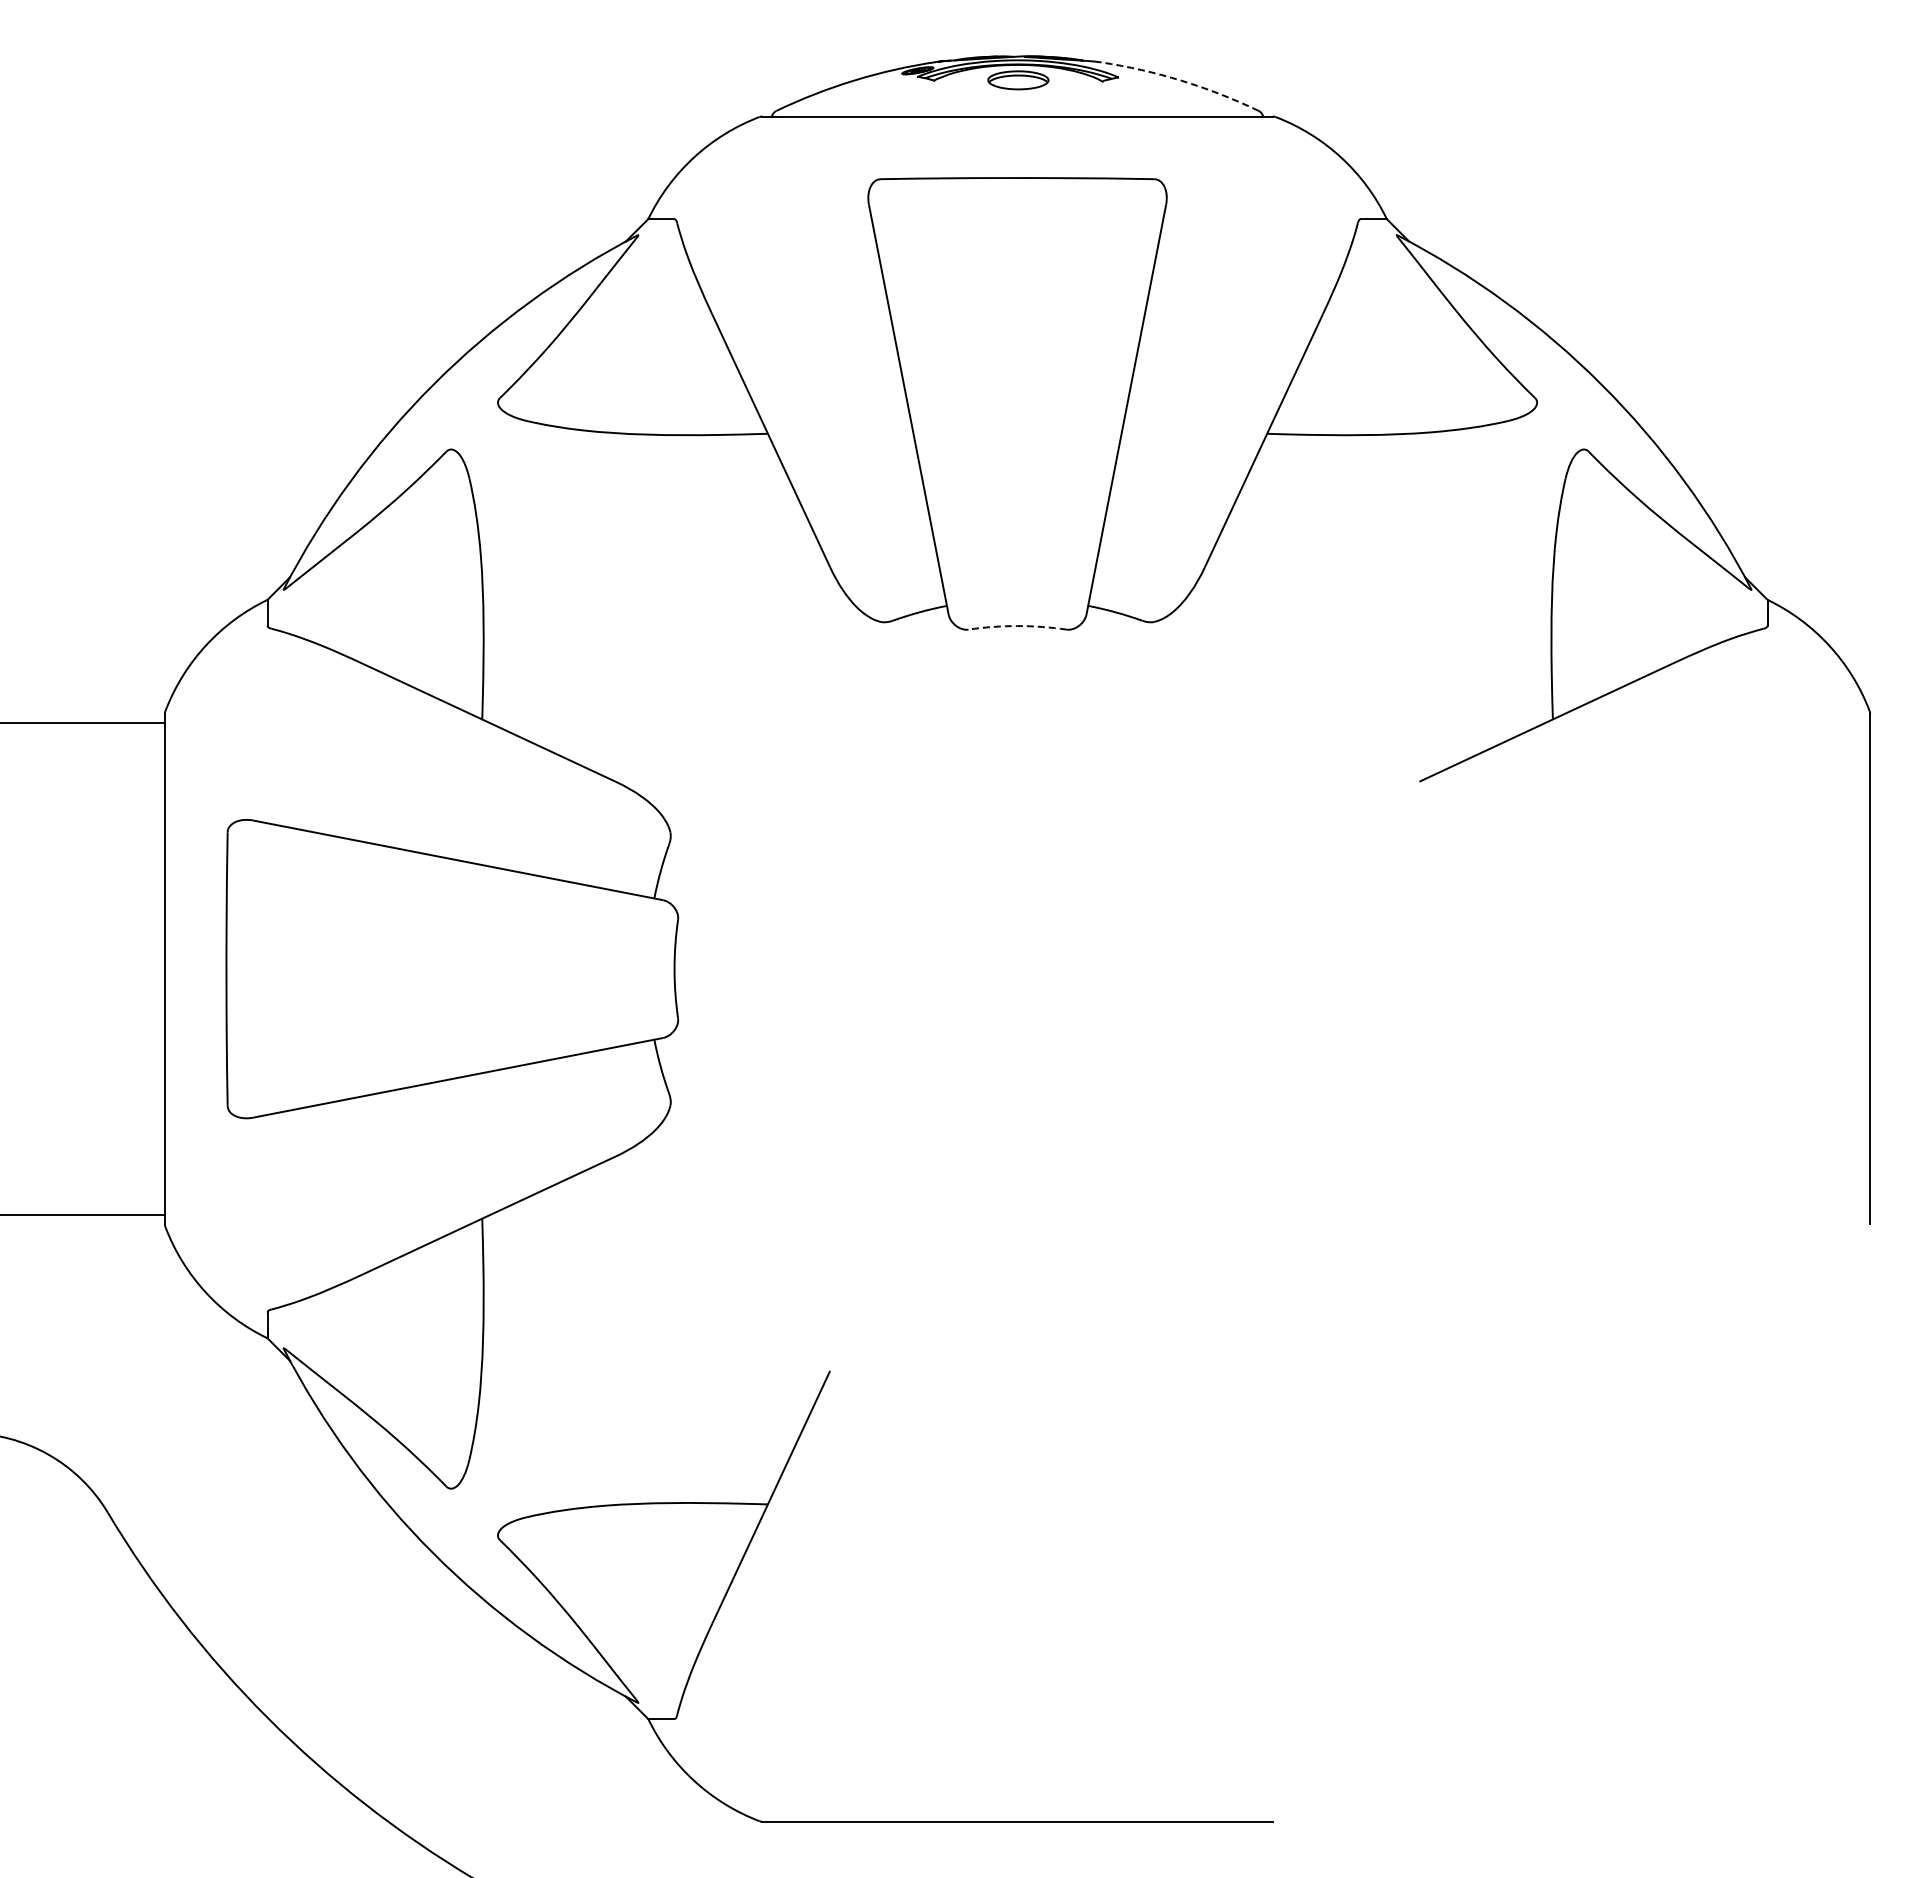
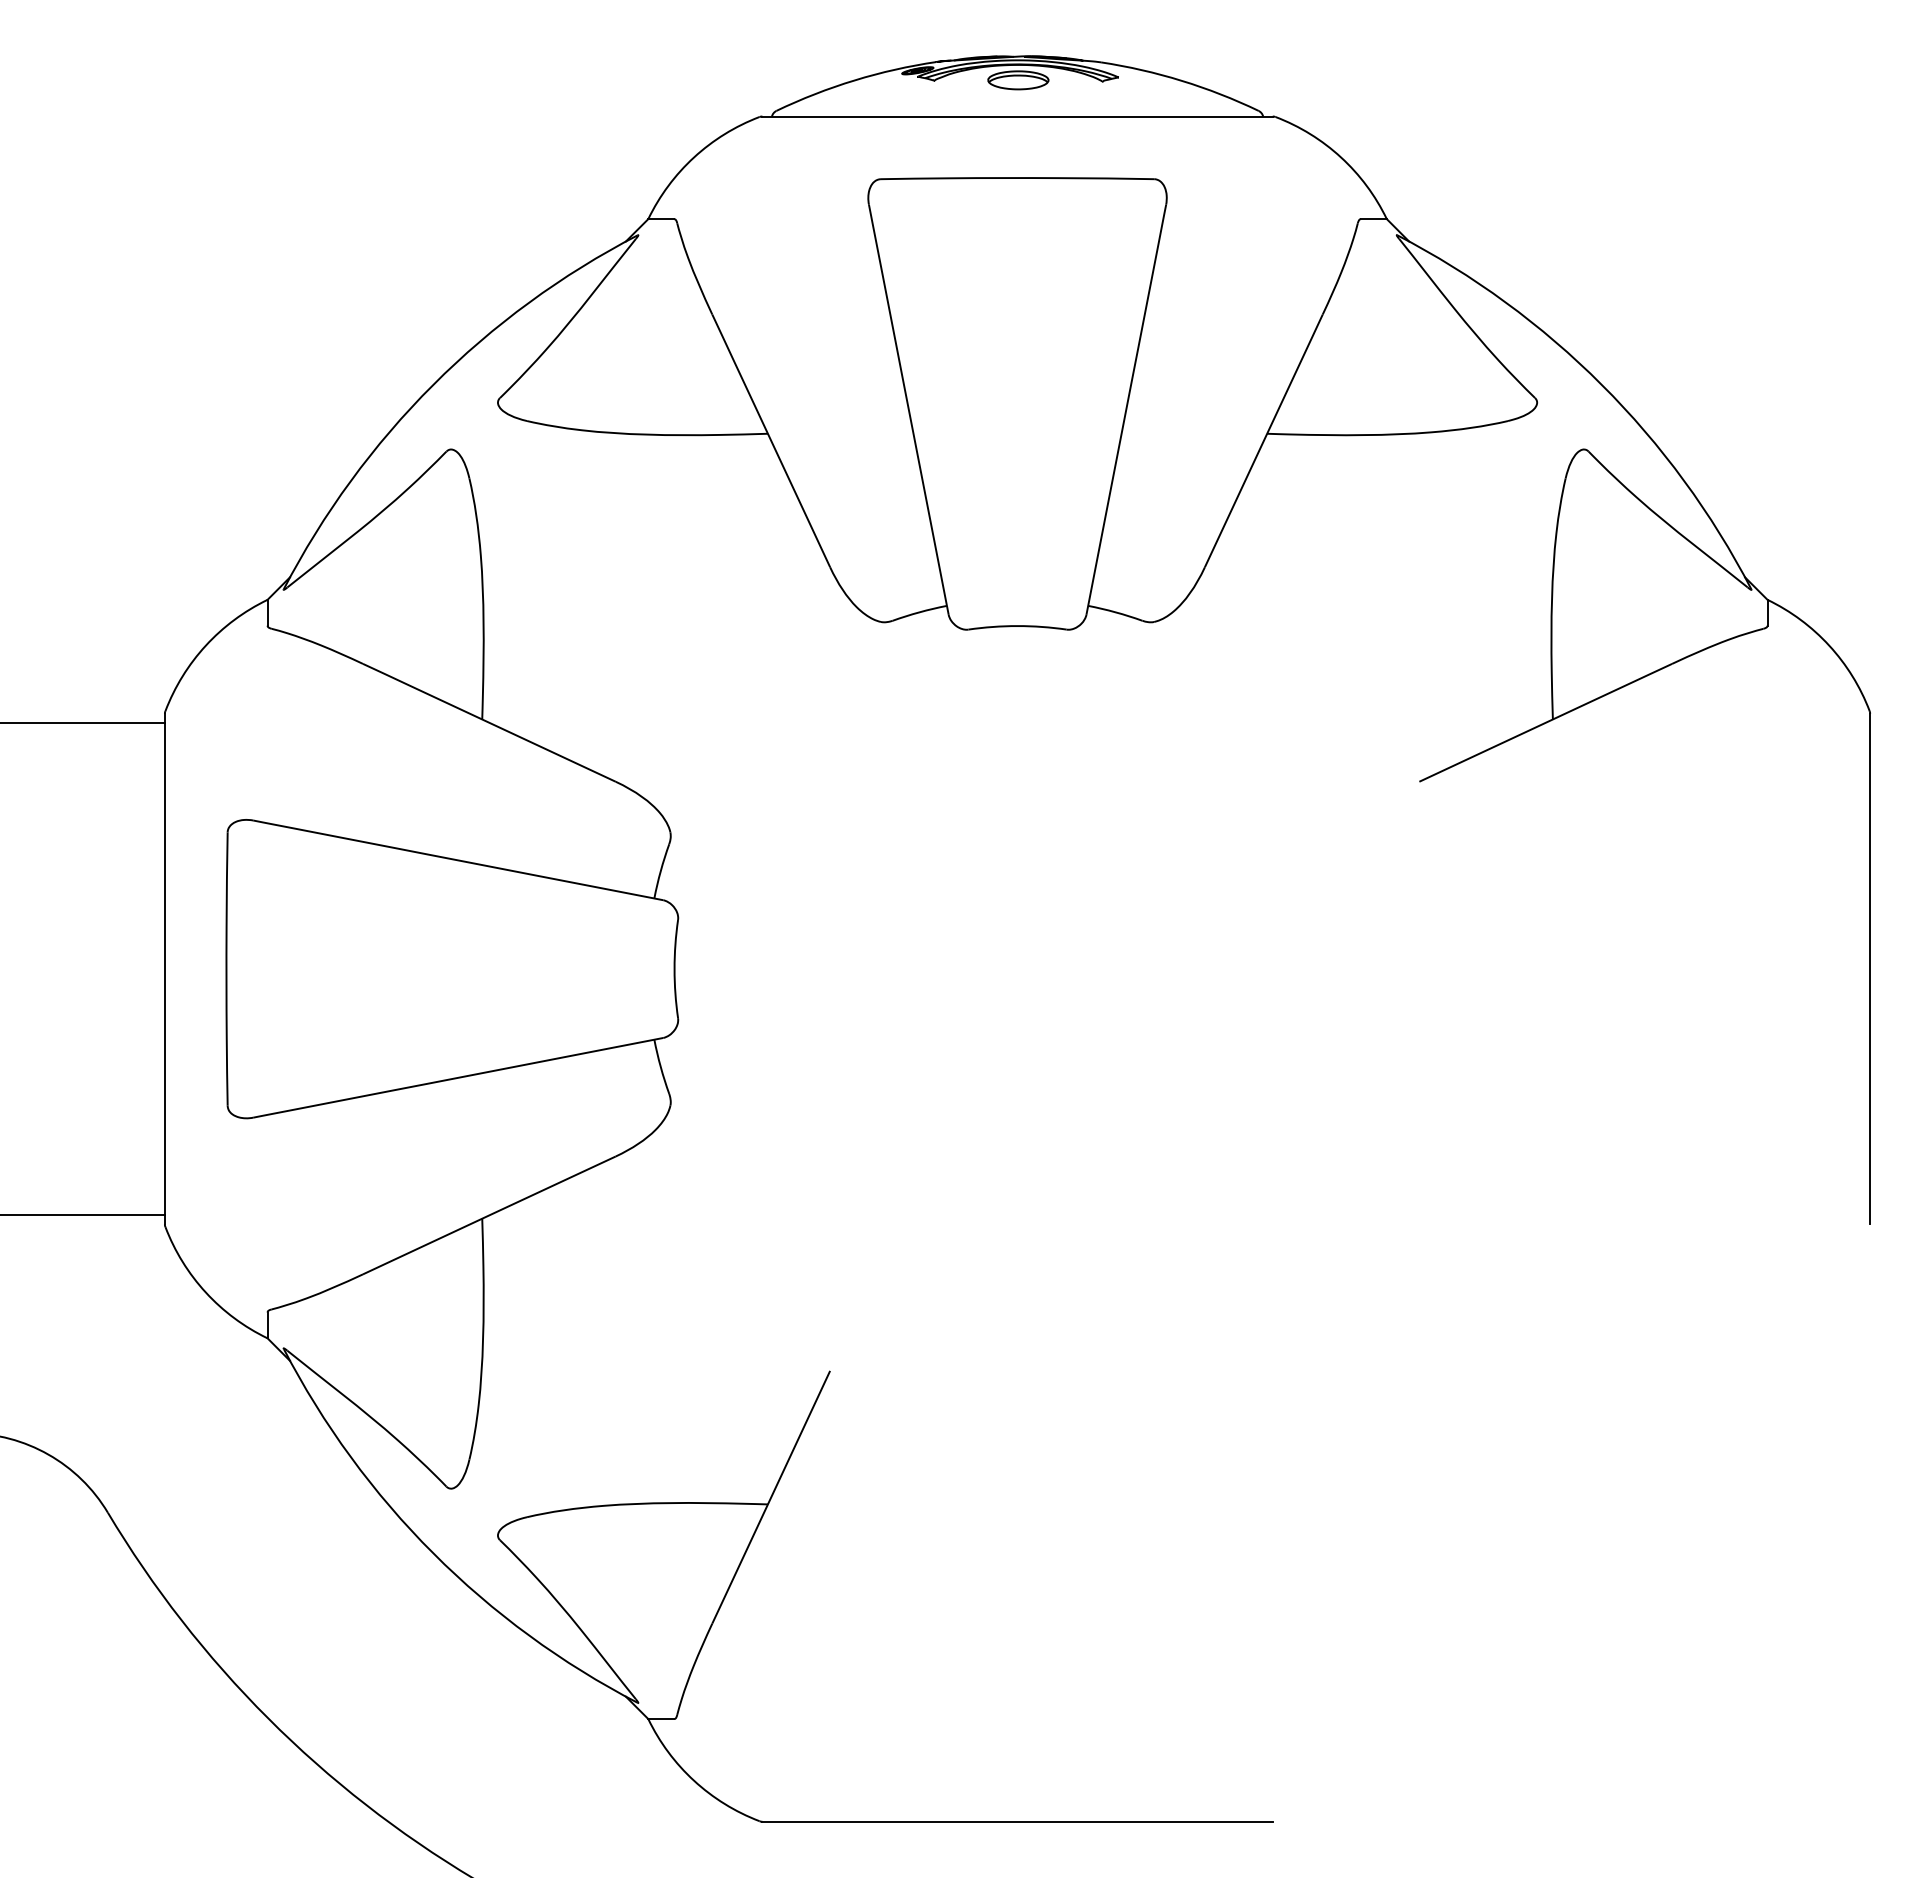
arc: dashed -> solid (1181, 80)
arc: dashed -> solid (1017, 626)
